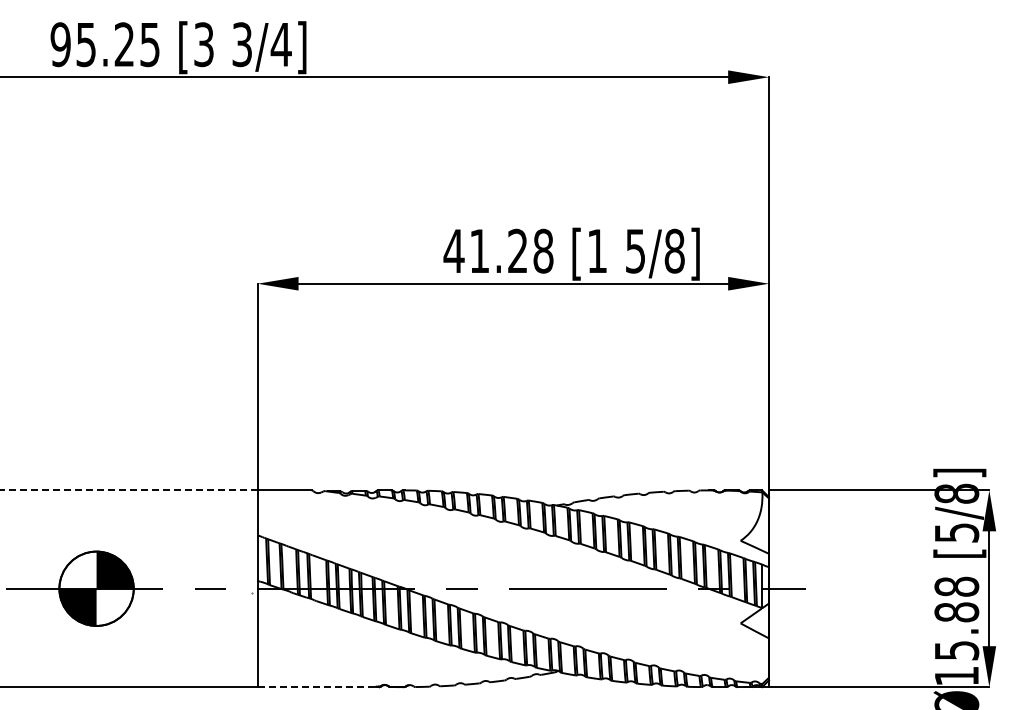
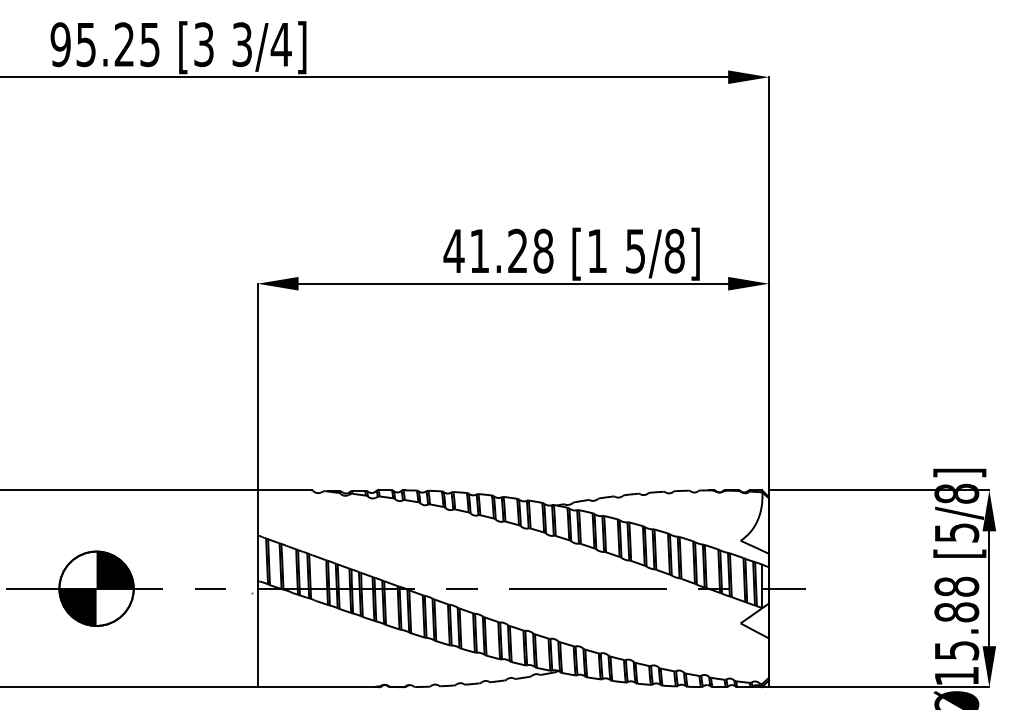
line: dashed -> solid (129, 490)
line: dashed -> solid (317, 687)
